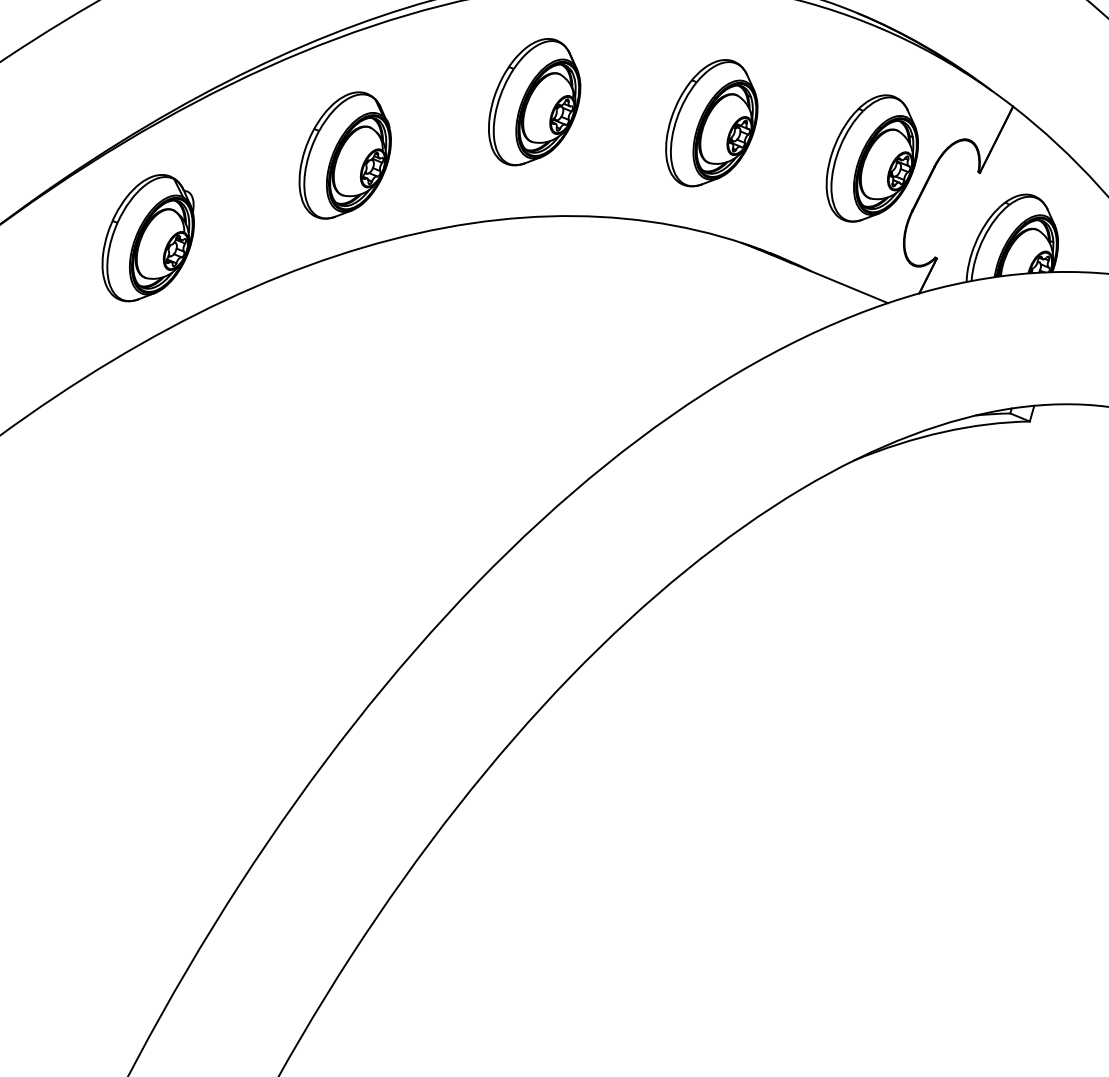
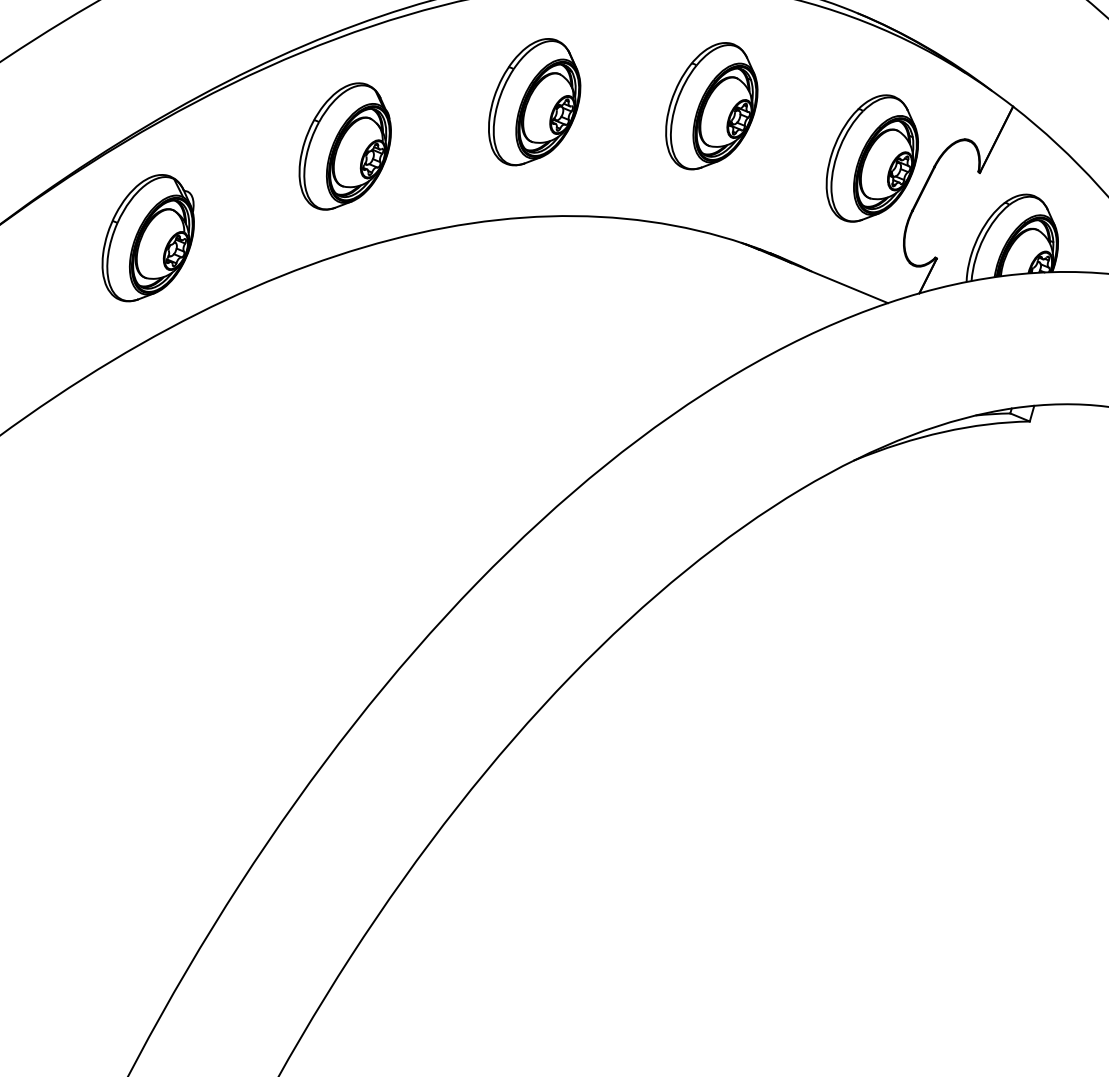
part position: (711, 123) -> (711, 106) (711, 106)
part position: (344, 155) -> (344, 146) (344, 146)
